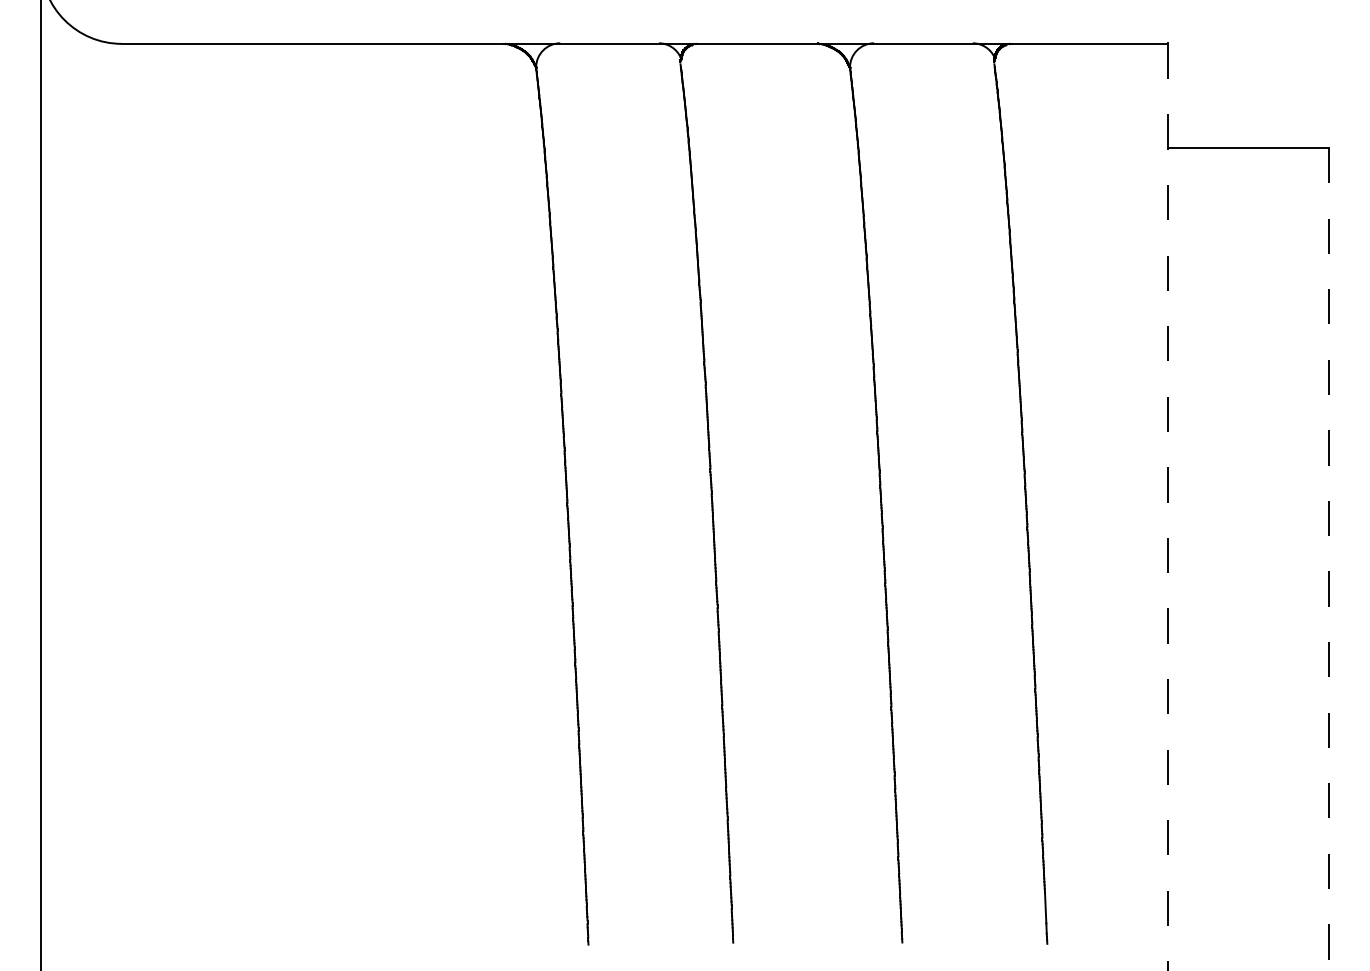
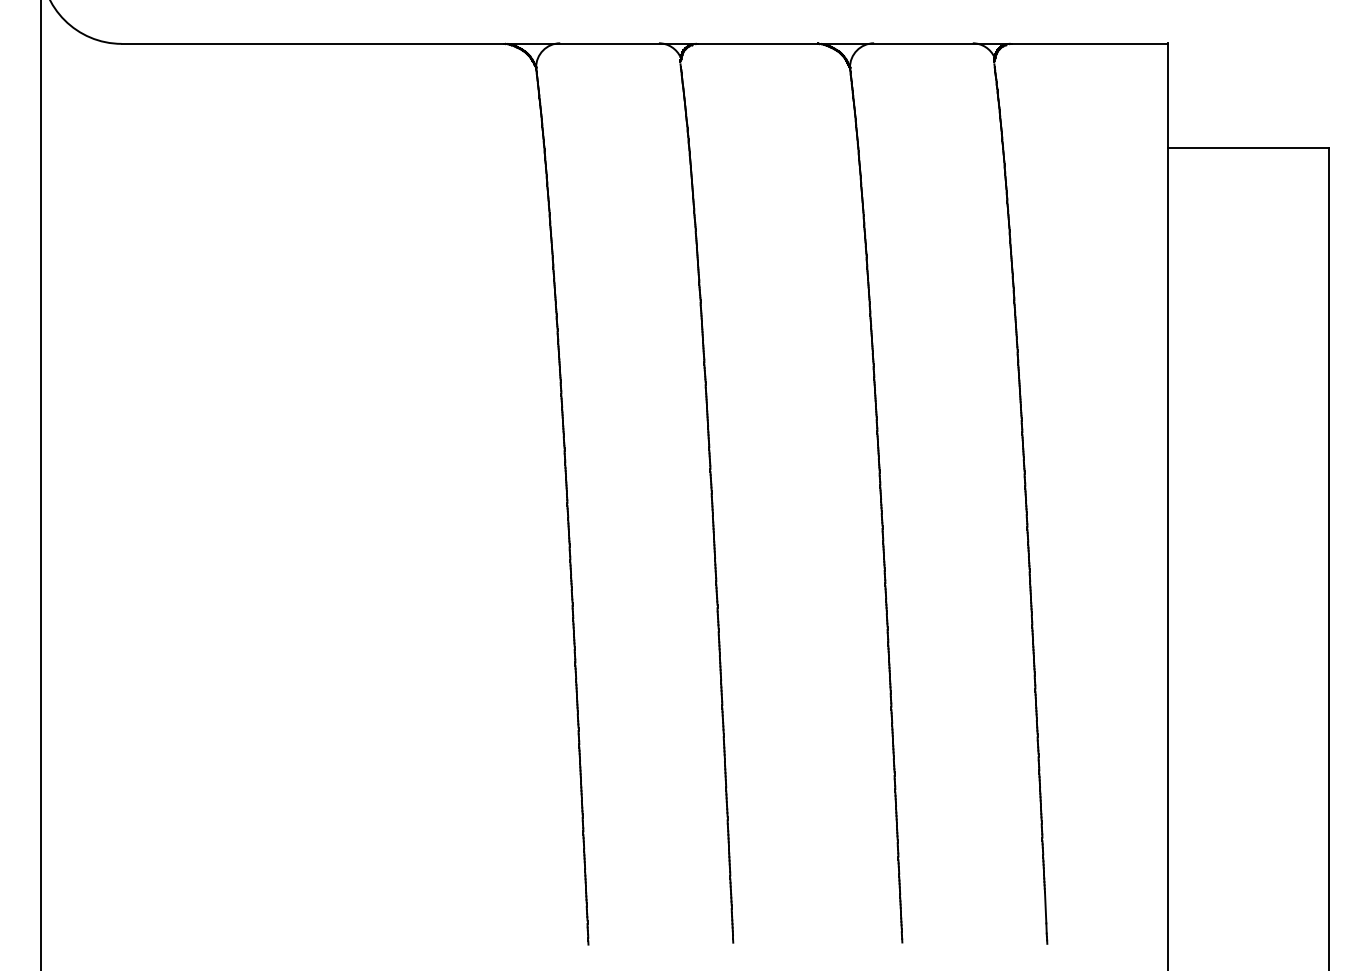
line: dashed -> solid (1167, 507)
line: dashed -> solid (1328, 559)
